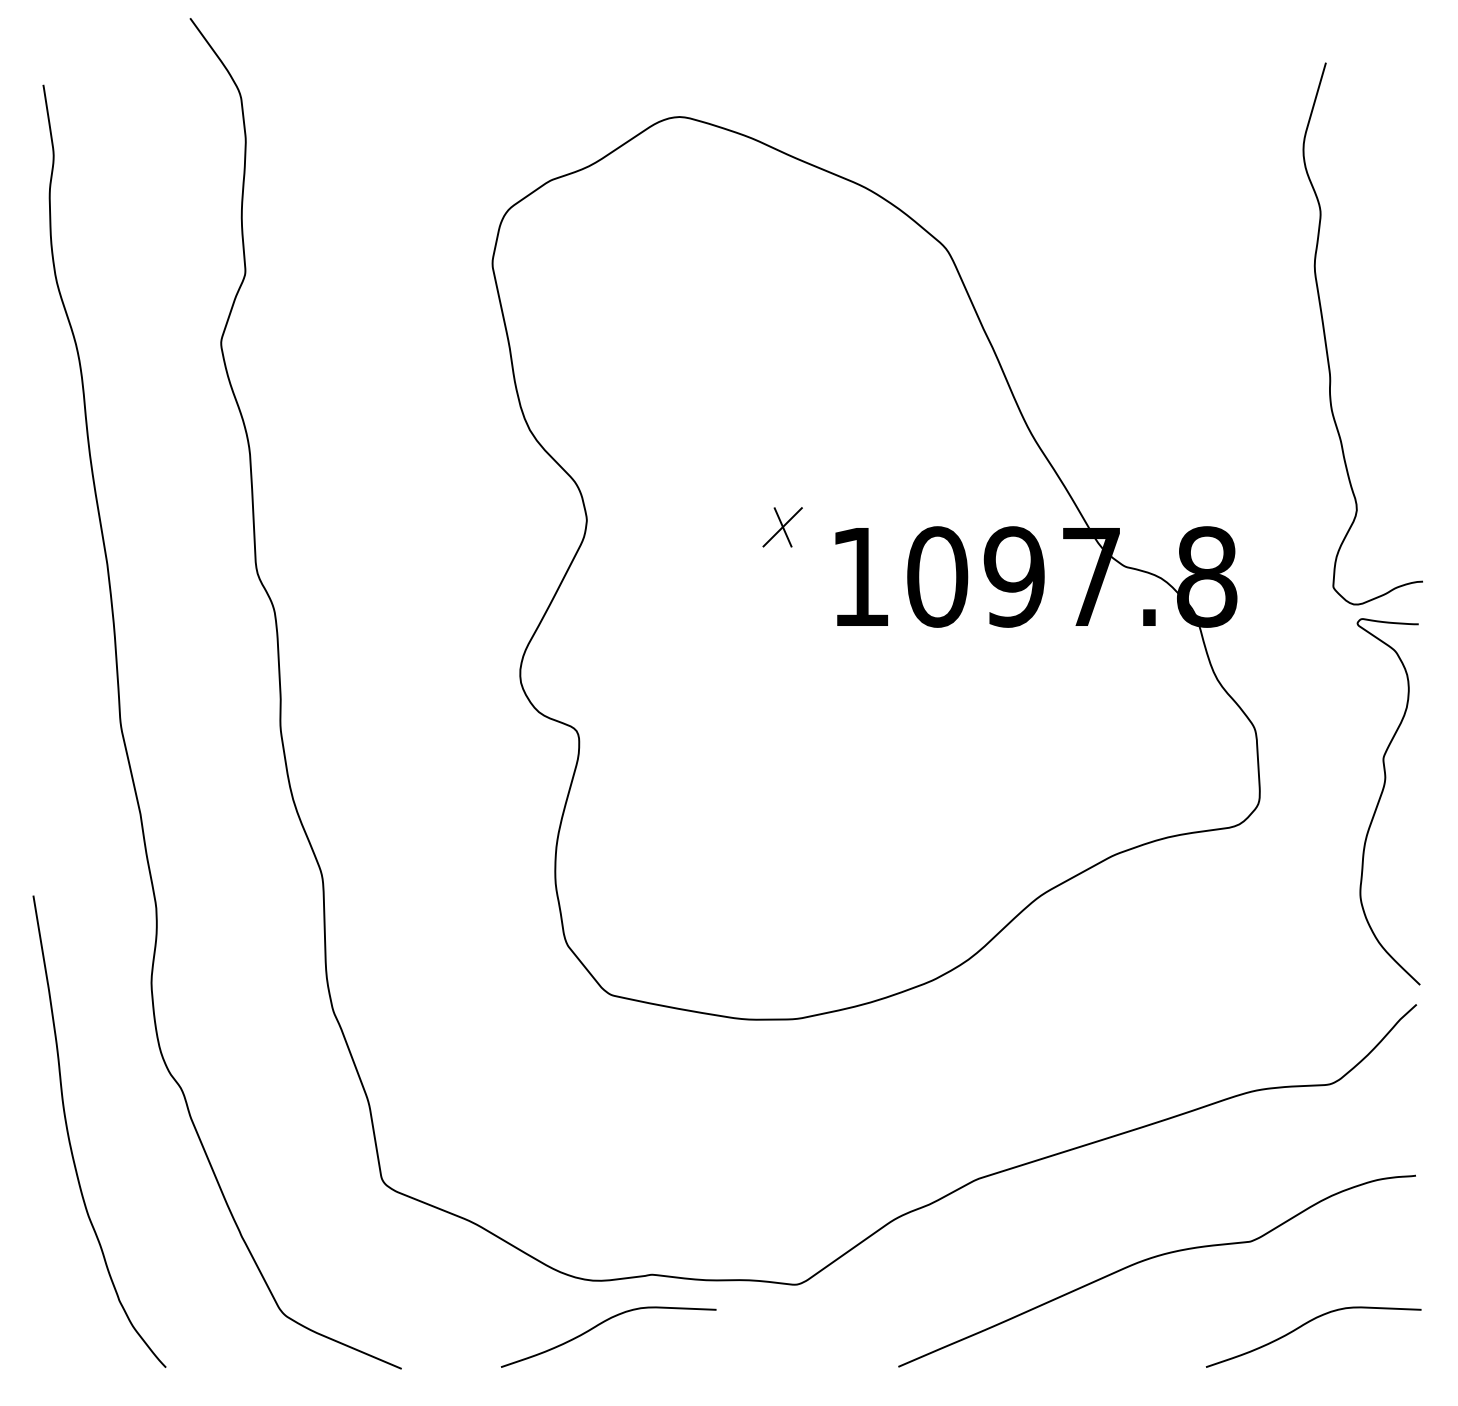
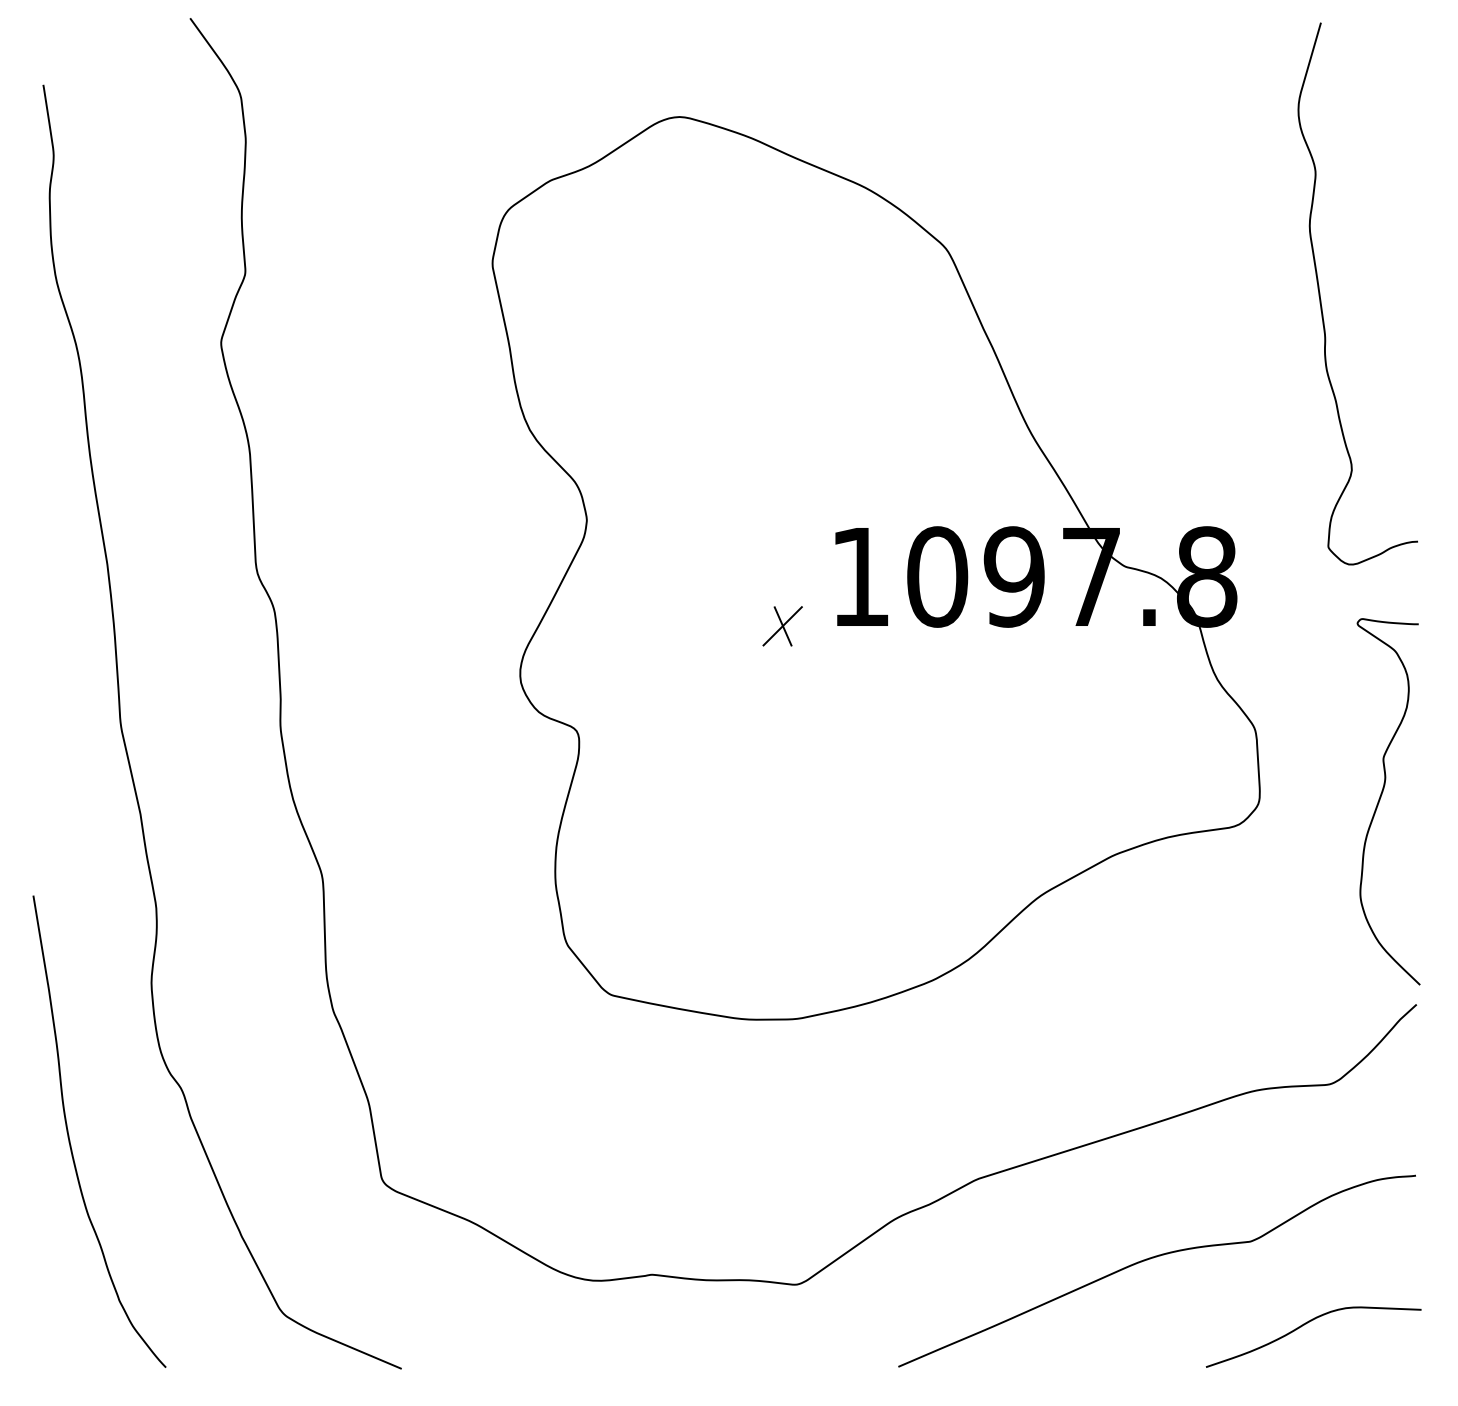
curve position: (1326, 339) -> (1321, 299) (1321, 299)
part position: (782, 527) -> (782, 626) (782, 626)
curve: present -> none (601, 1324)
